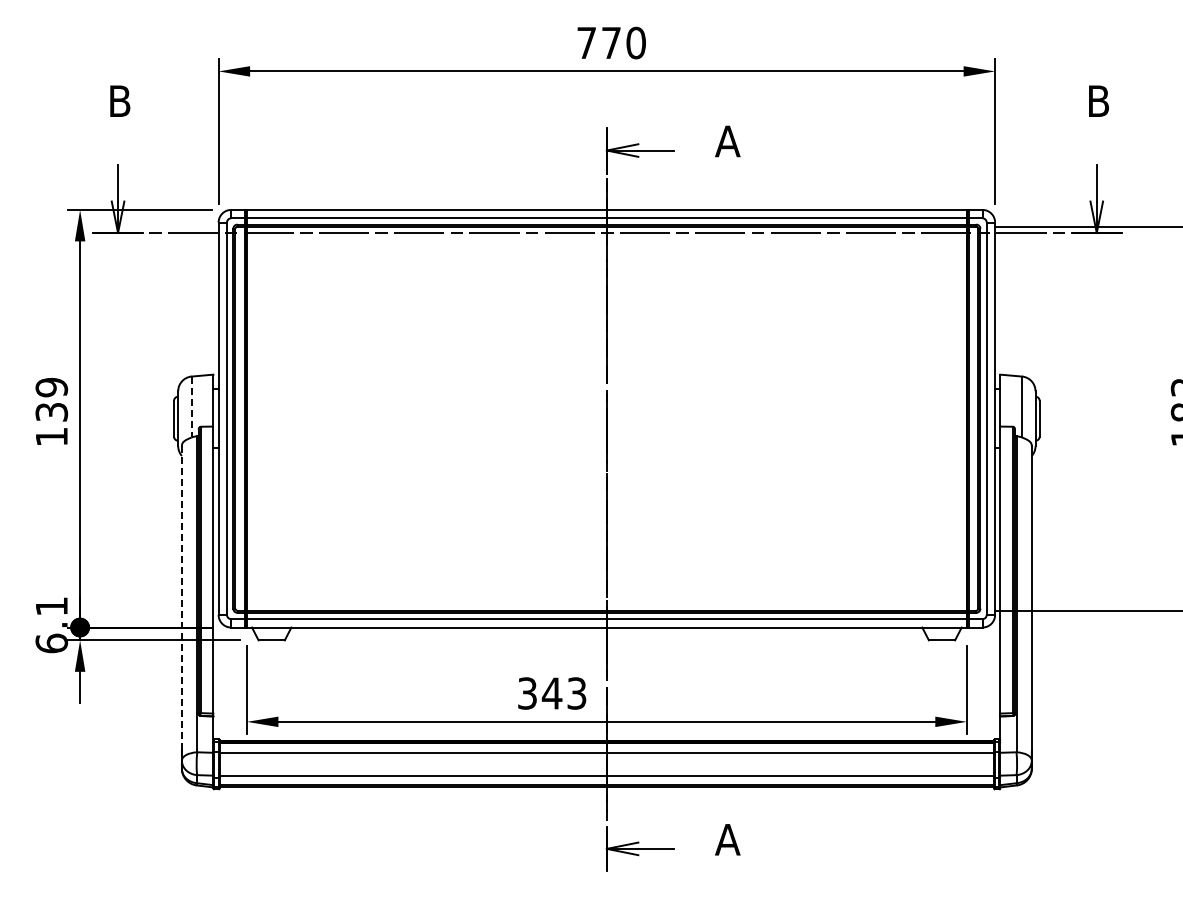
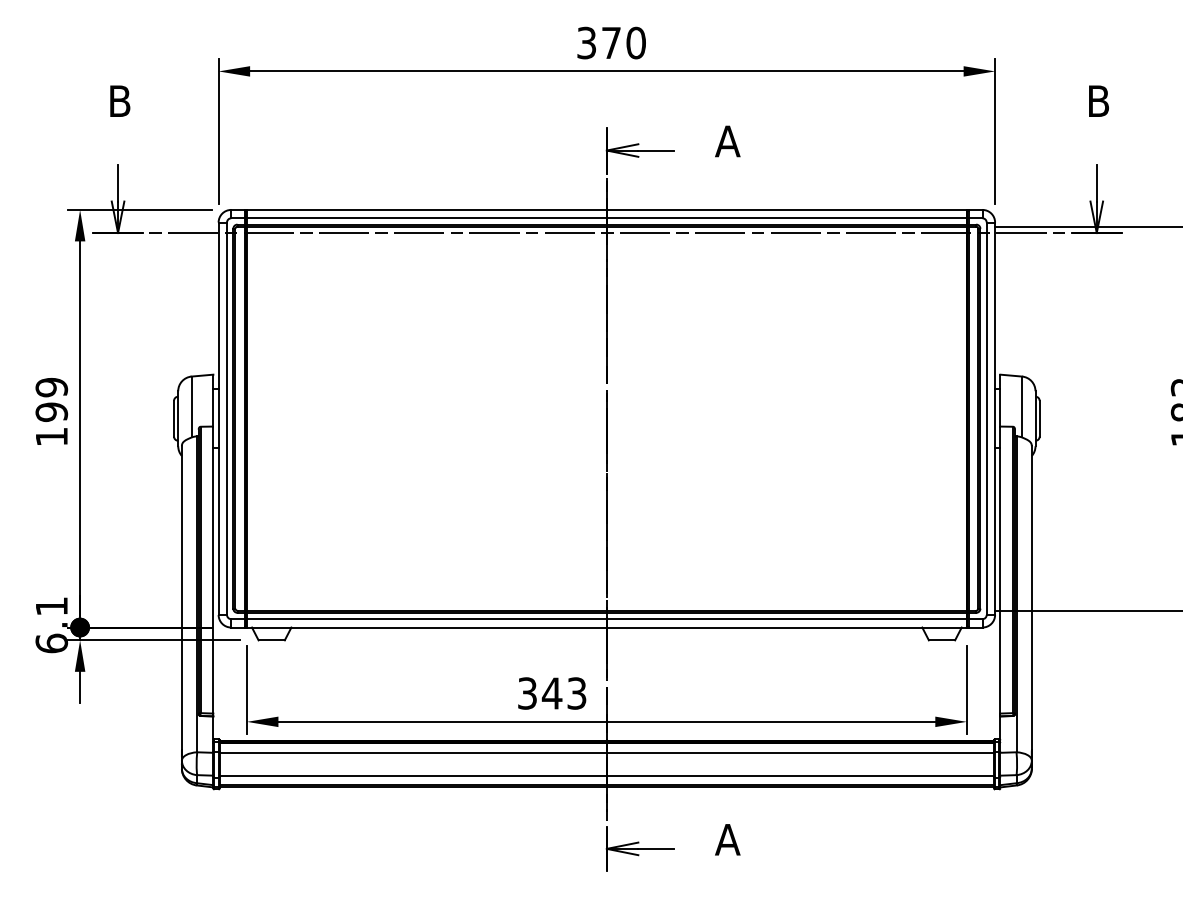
text: 770 -> 370 (586, 42)
line: dashed -> solid (191, 407)
text: 139 -> 199 (51, 412)
line: dashed -> solid (181, 598)
